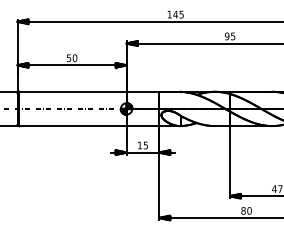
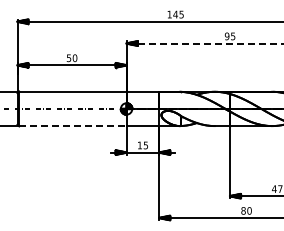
line: solid -> dashed (205, 43)
line: solid -> dashed (72, 126)
